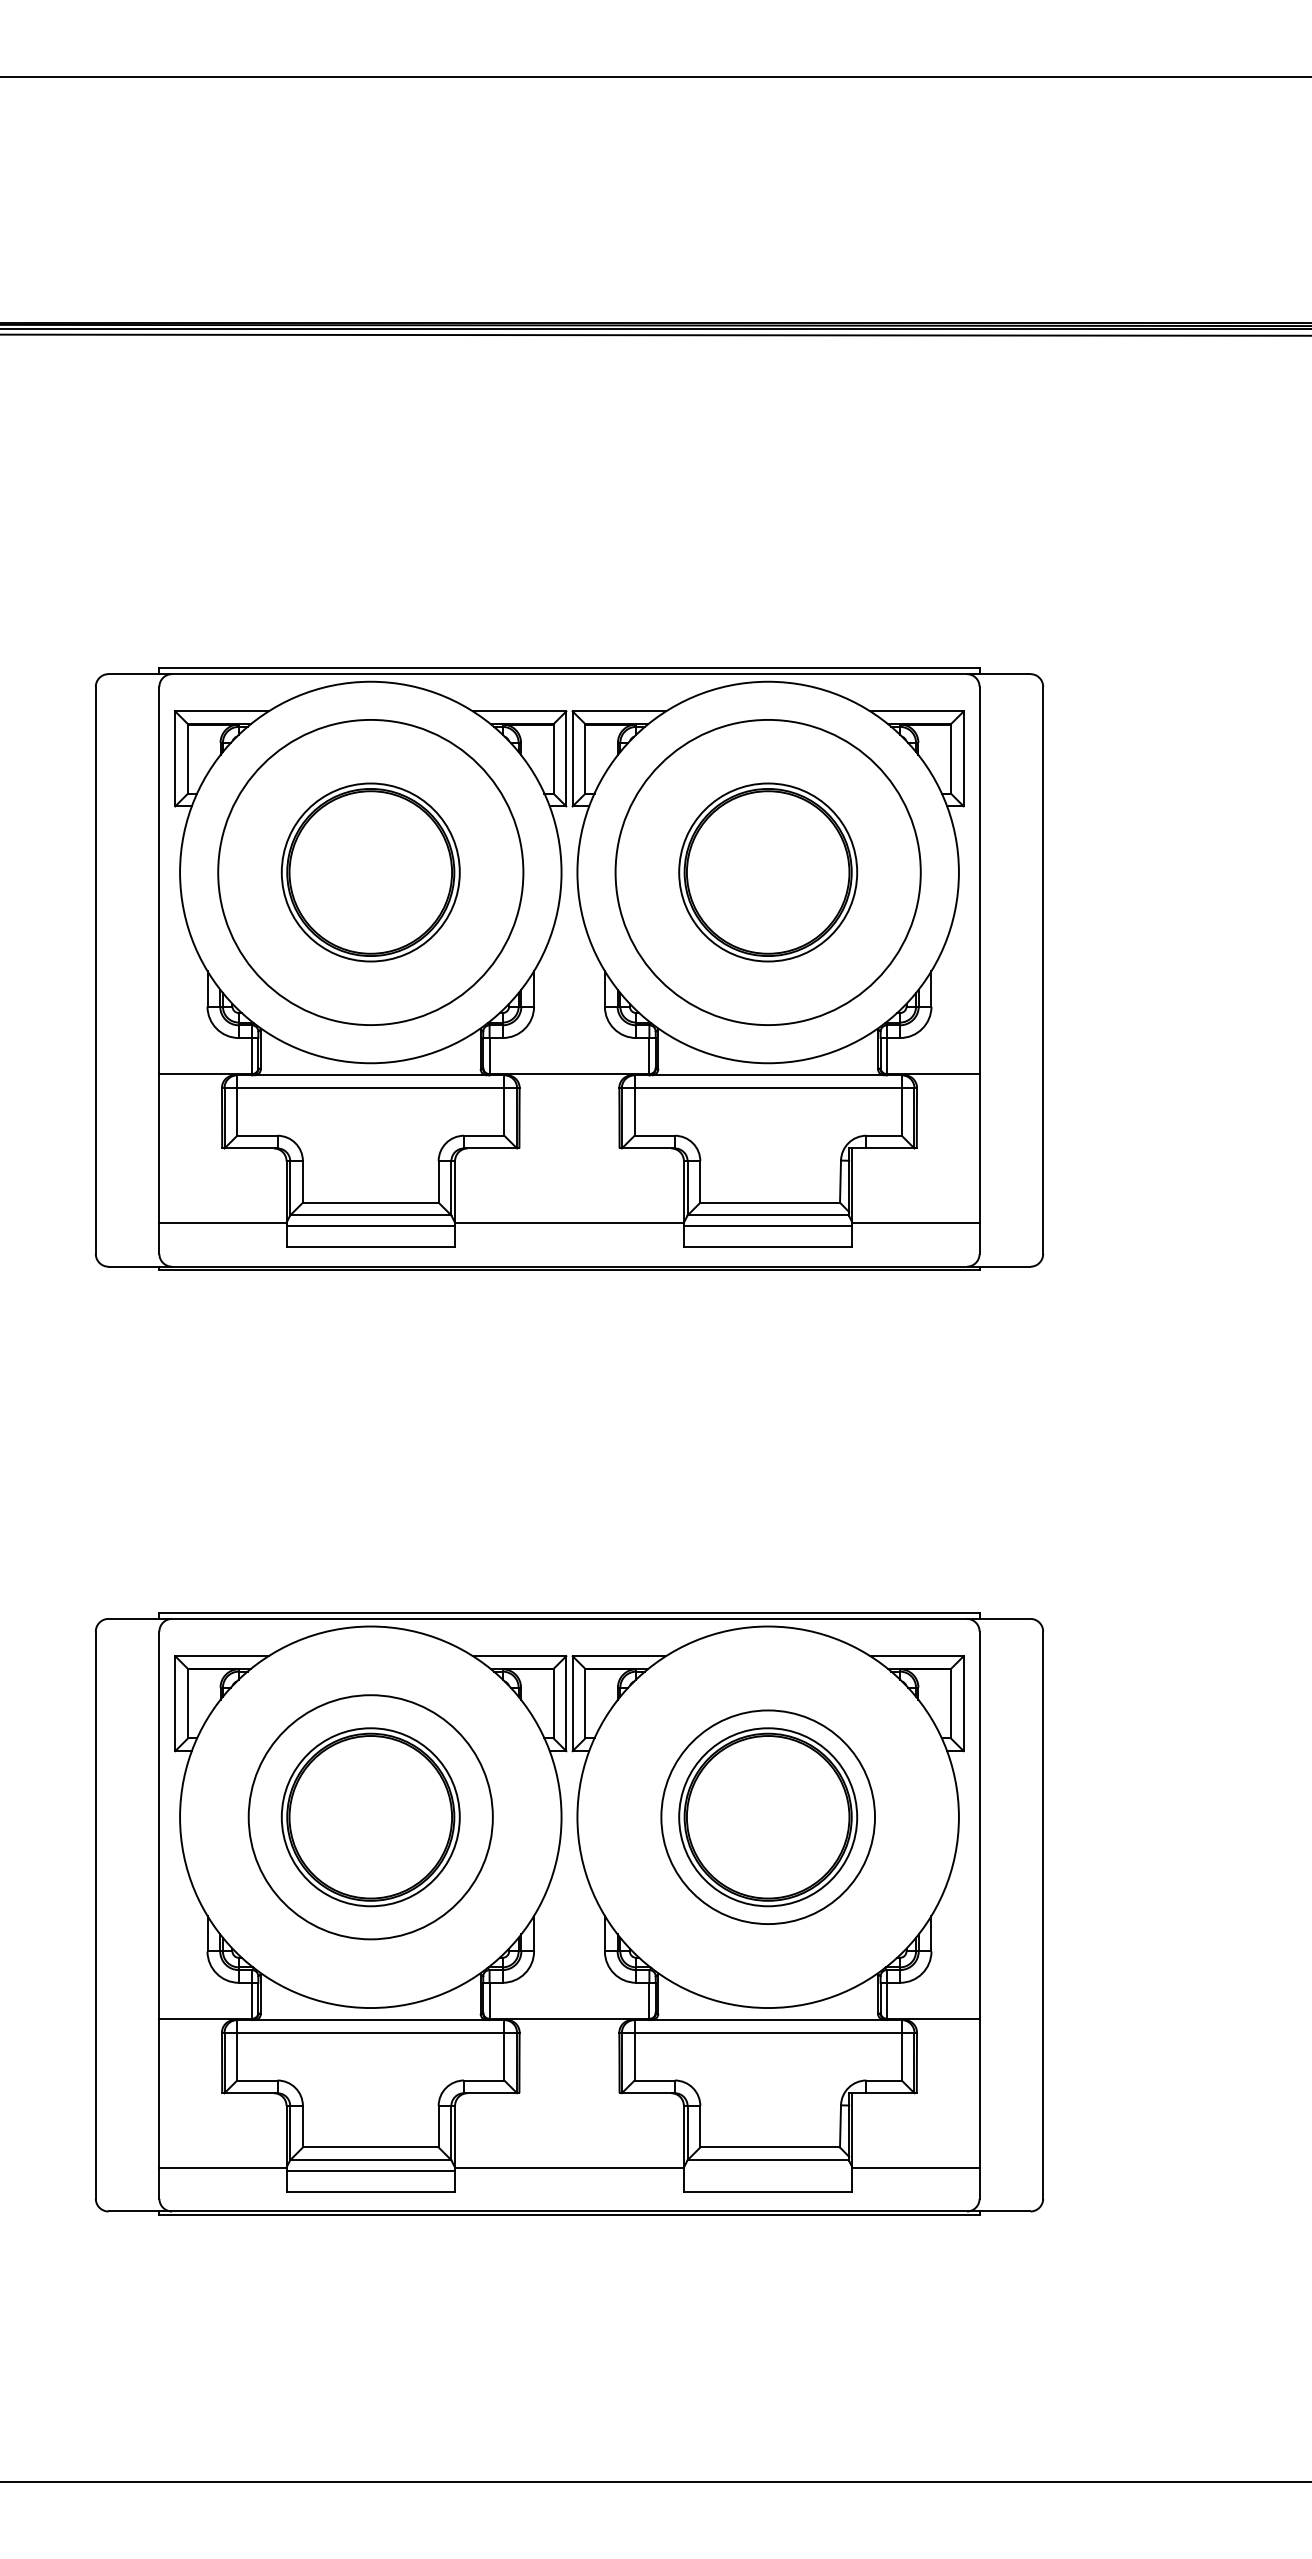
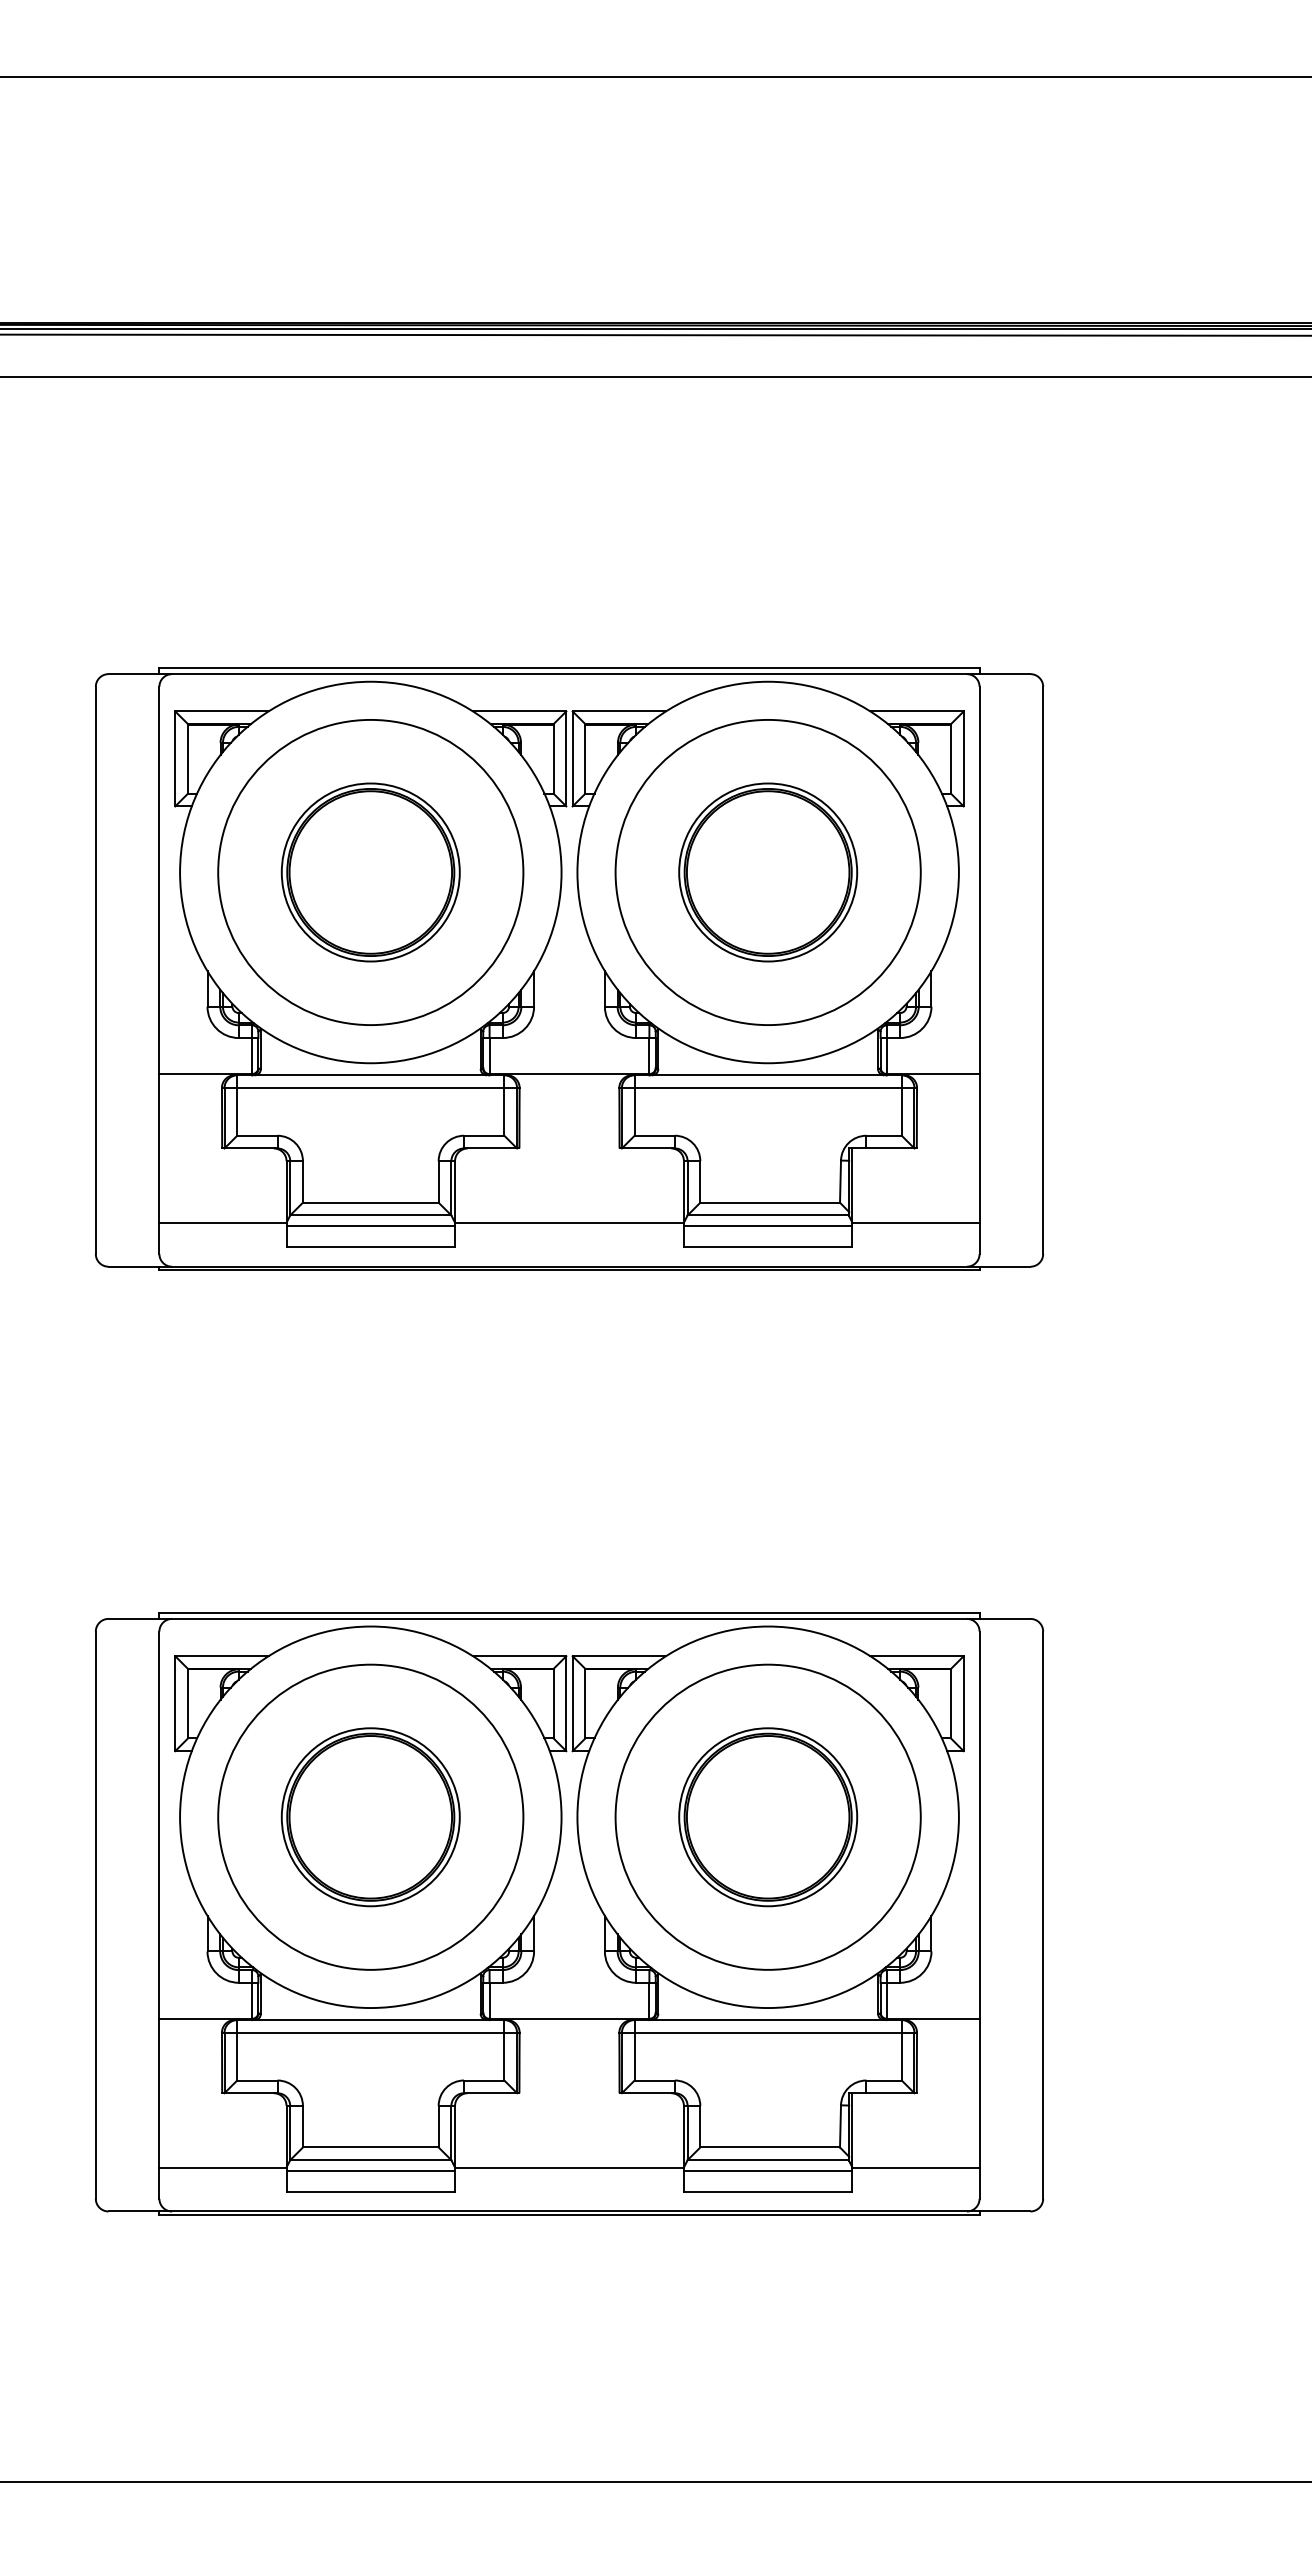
line: none -> present (655, 377)
circle diameter: 244 px -> 305 px (370, 1816)
circle diameter: 214 px -> 305 px (767, 1816)
line: none -> present (767, 2171)
